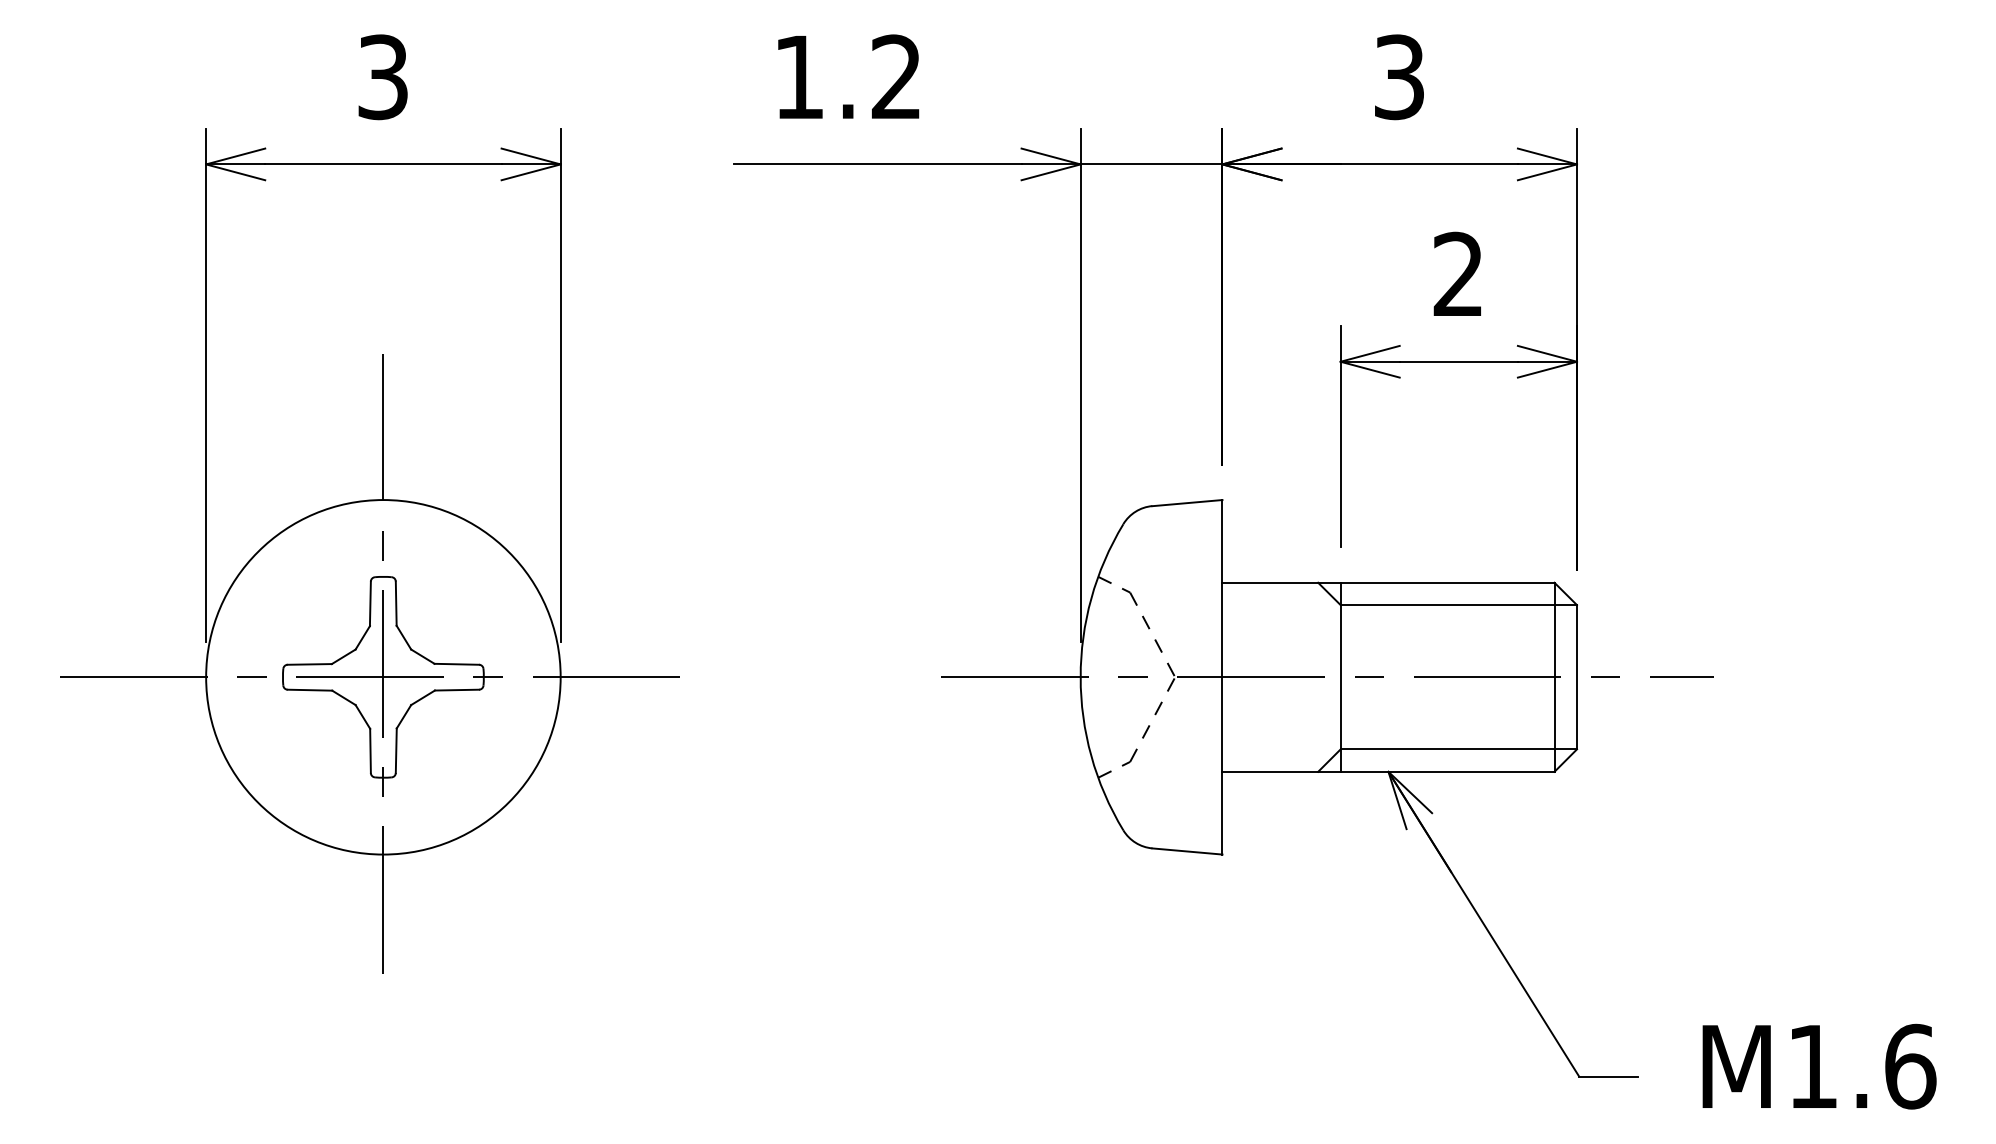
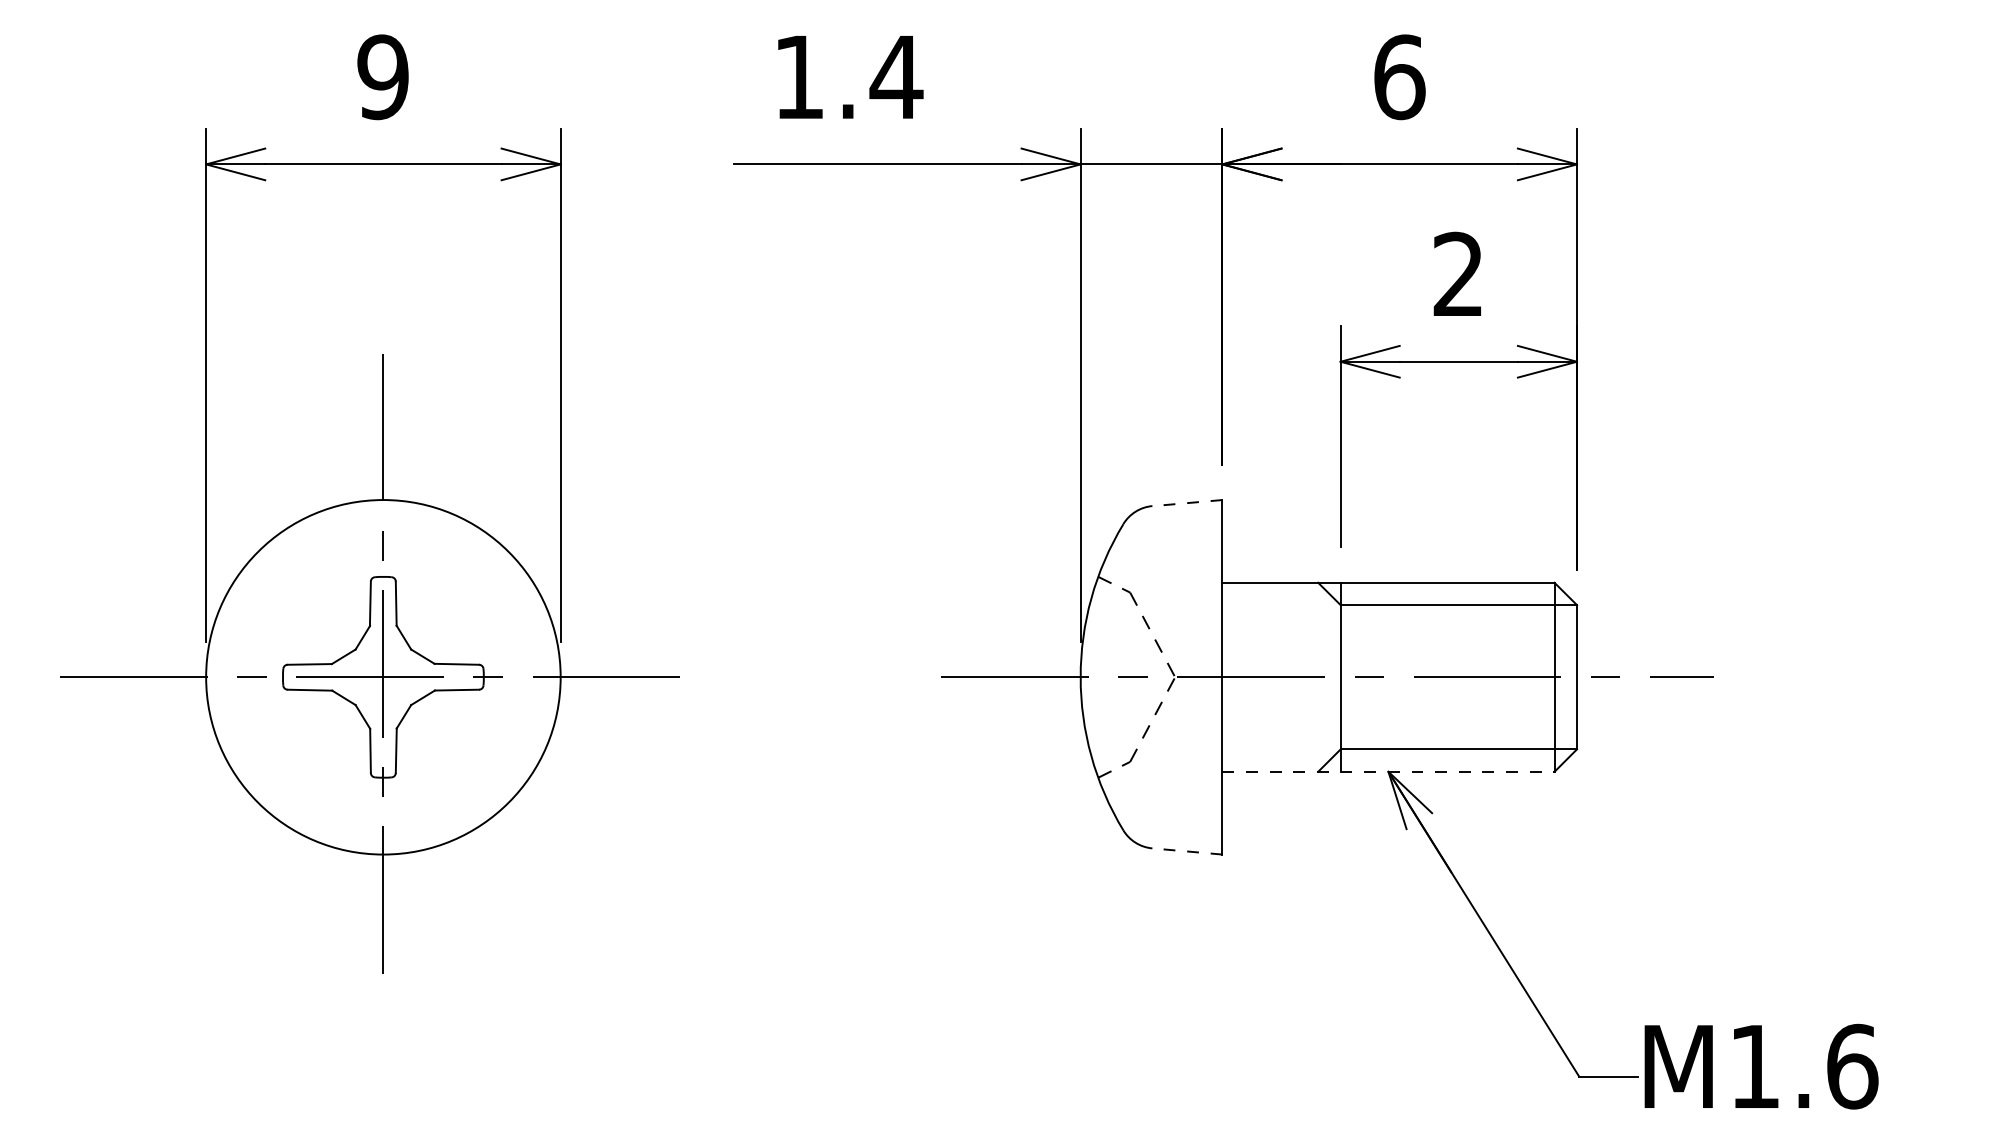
text: 1.2 -> 1.4 (896, 76)
text: 3 -> 9 (382, 77)
text: 3 -> 6 (1399, 77)
line: solid -> dashed (1186, 503)
line: solid -> dashed (1389, 771)
line: solid -> dashed (1186, 851)
text position: (1819, 1066) -> (1761, 1066) (1761, 1066)
